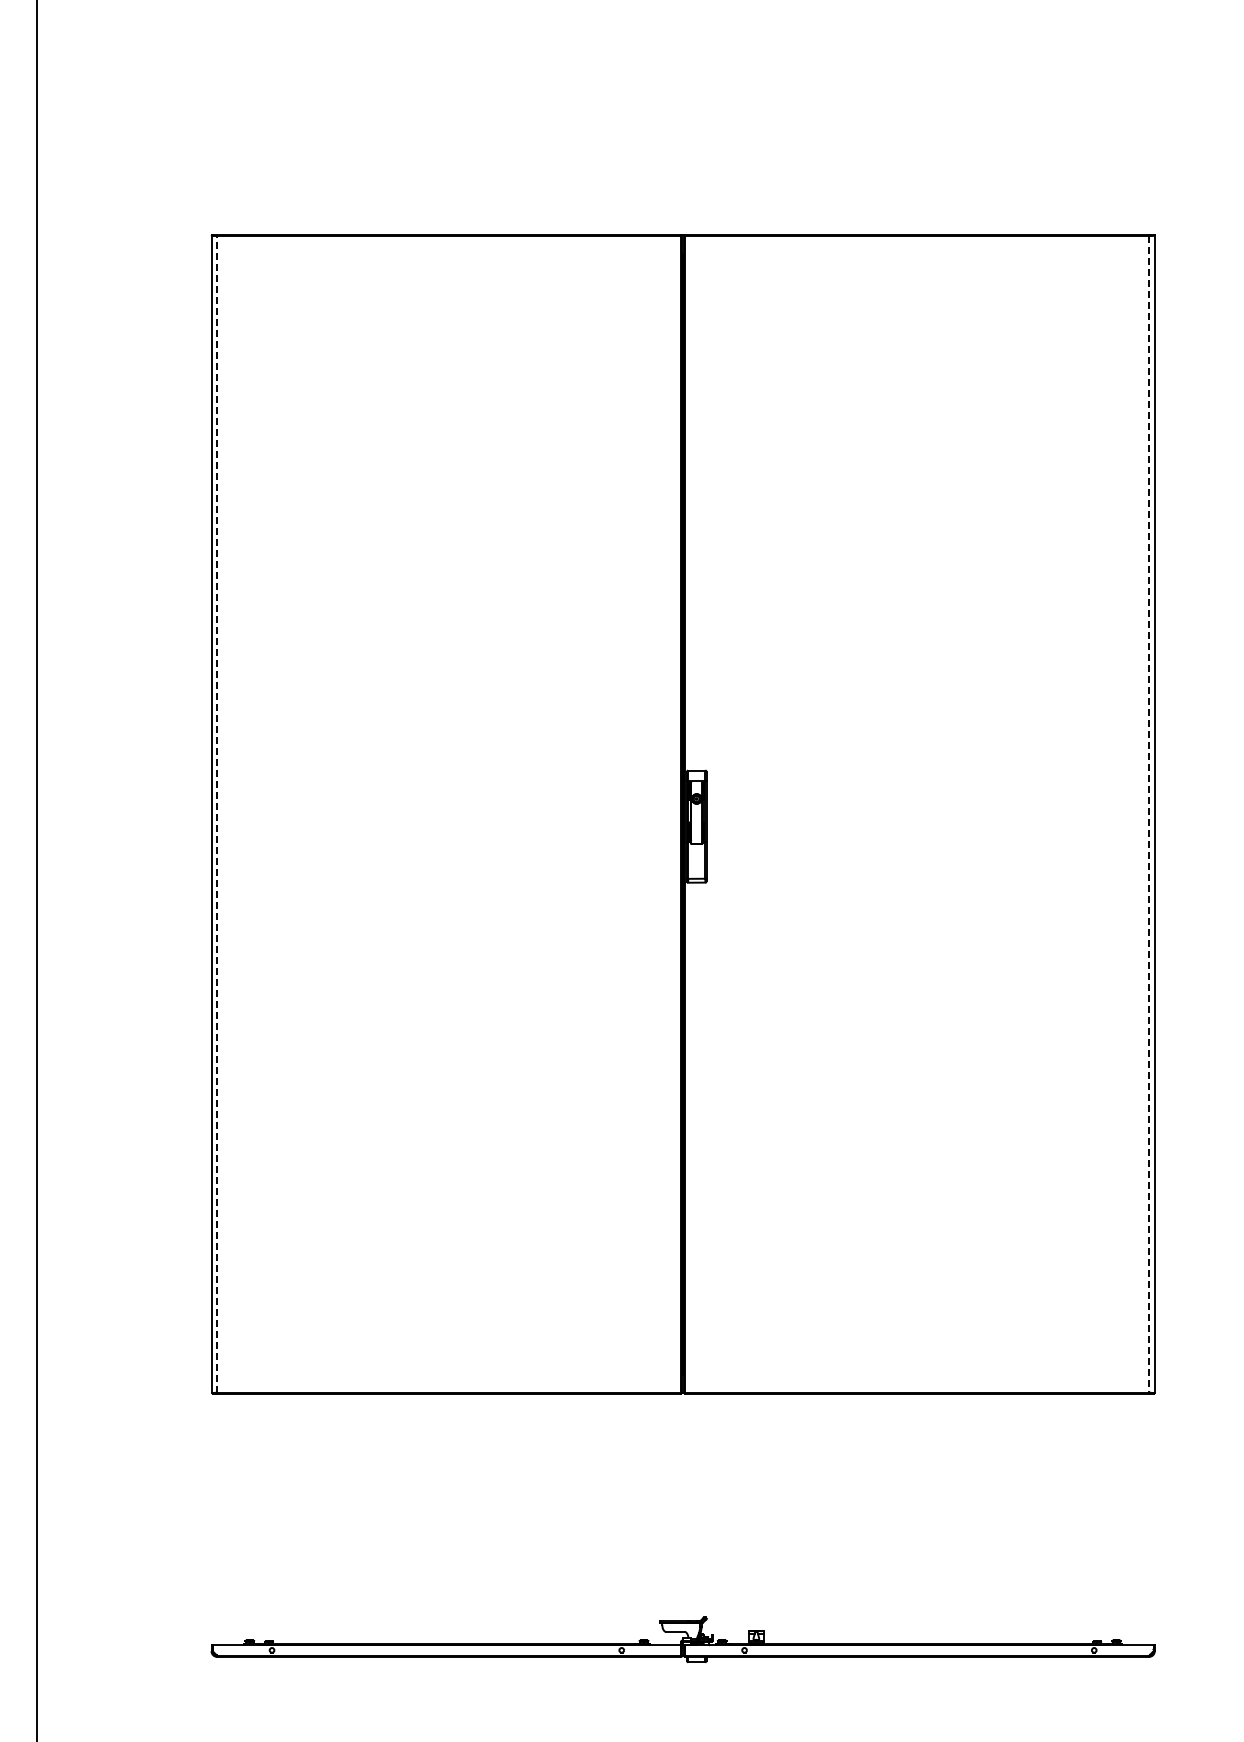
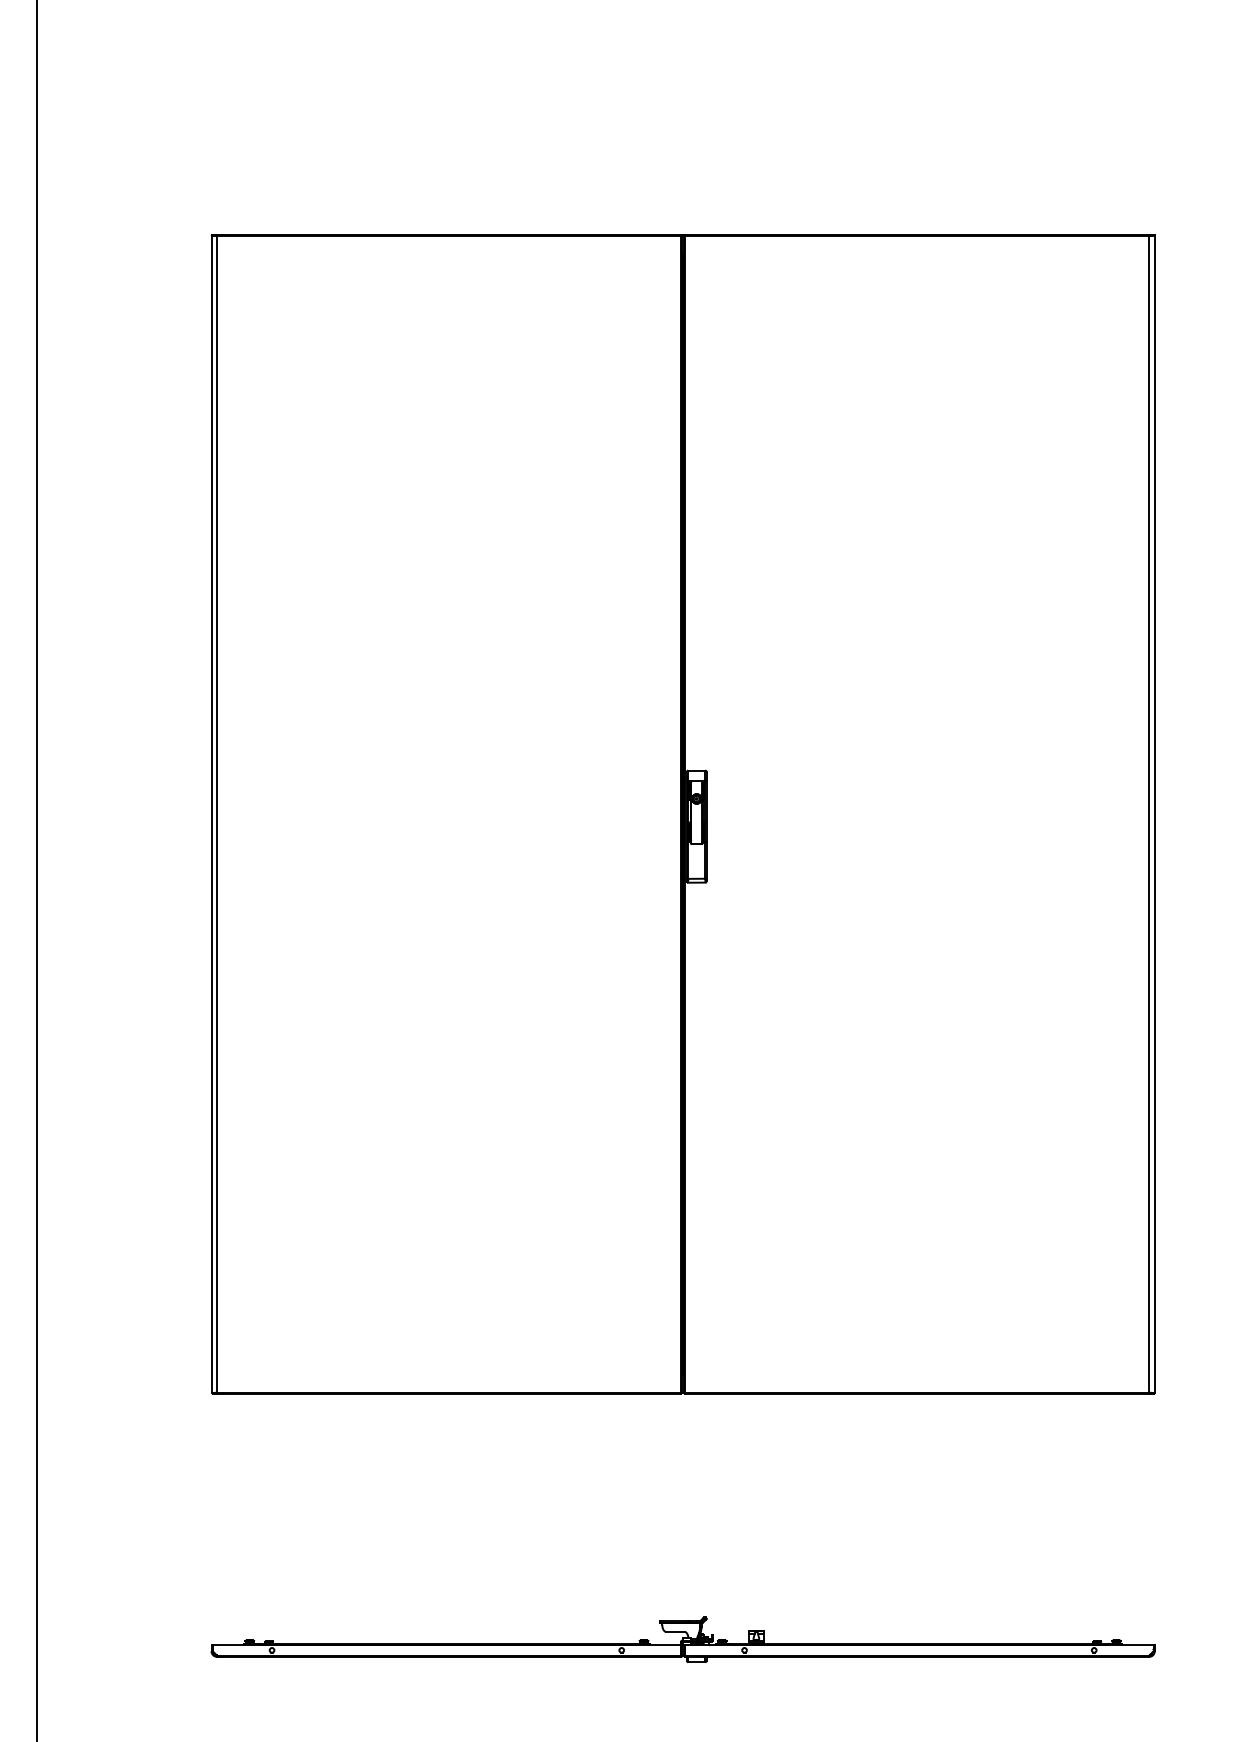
line: dashed -> solid (217, 813)
line: dashed -> solid (1149, 814)
